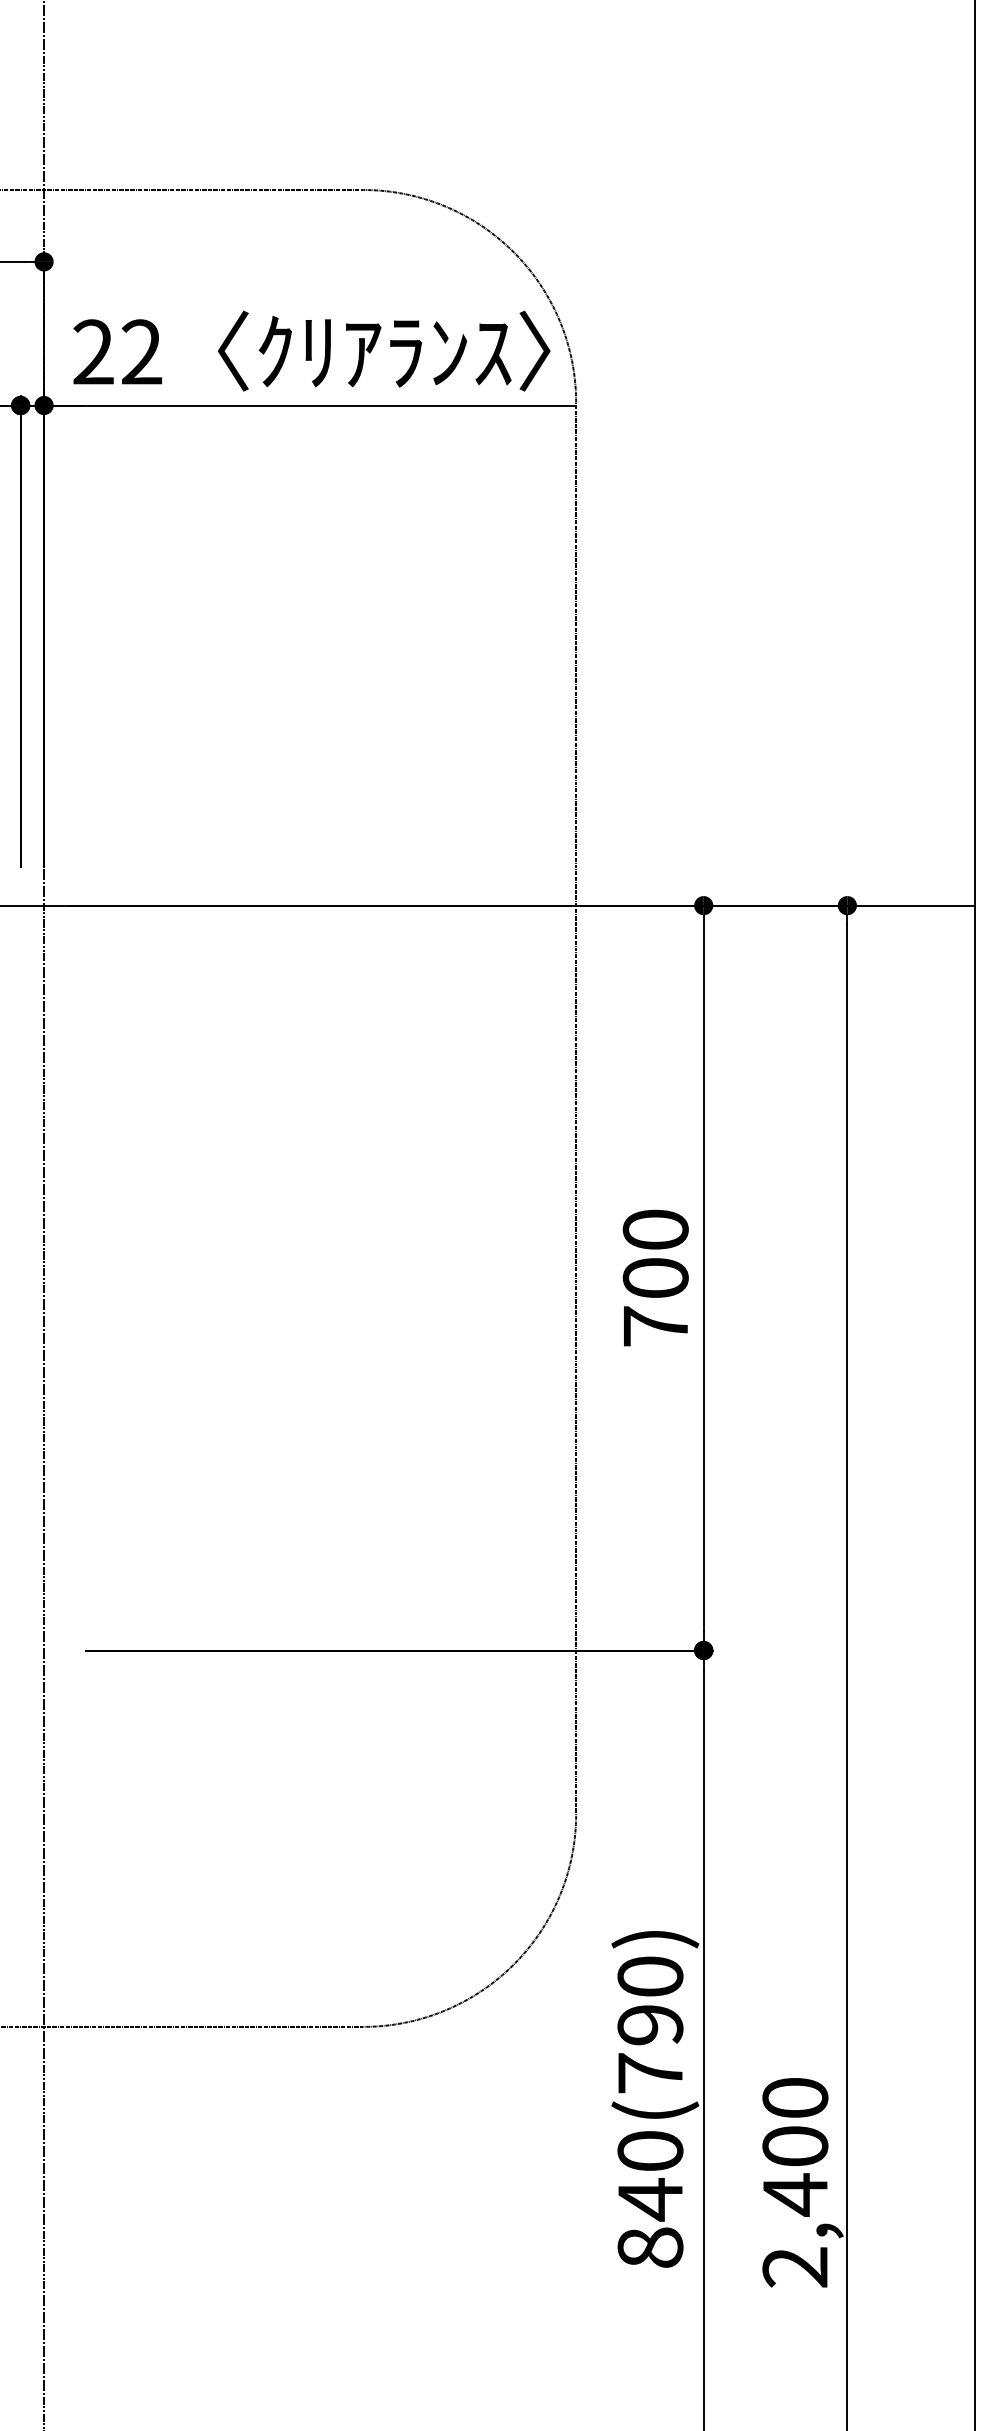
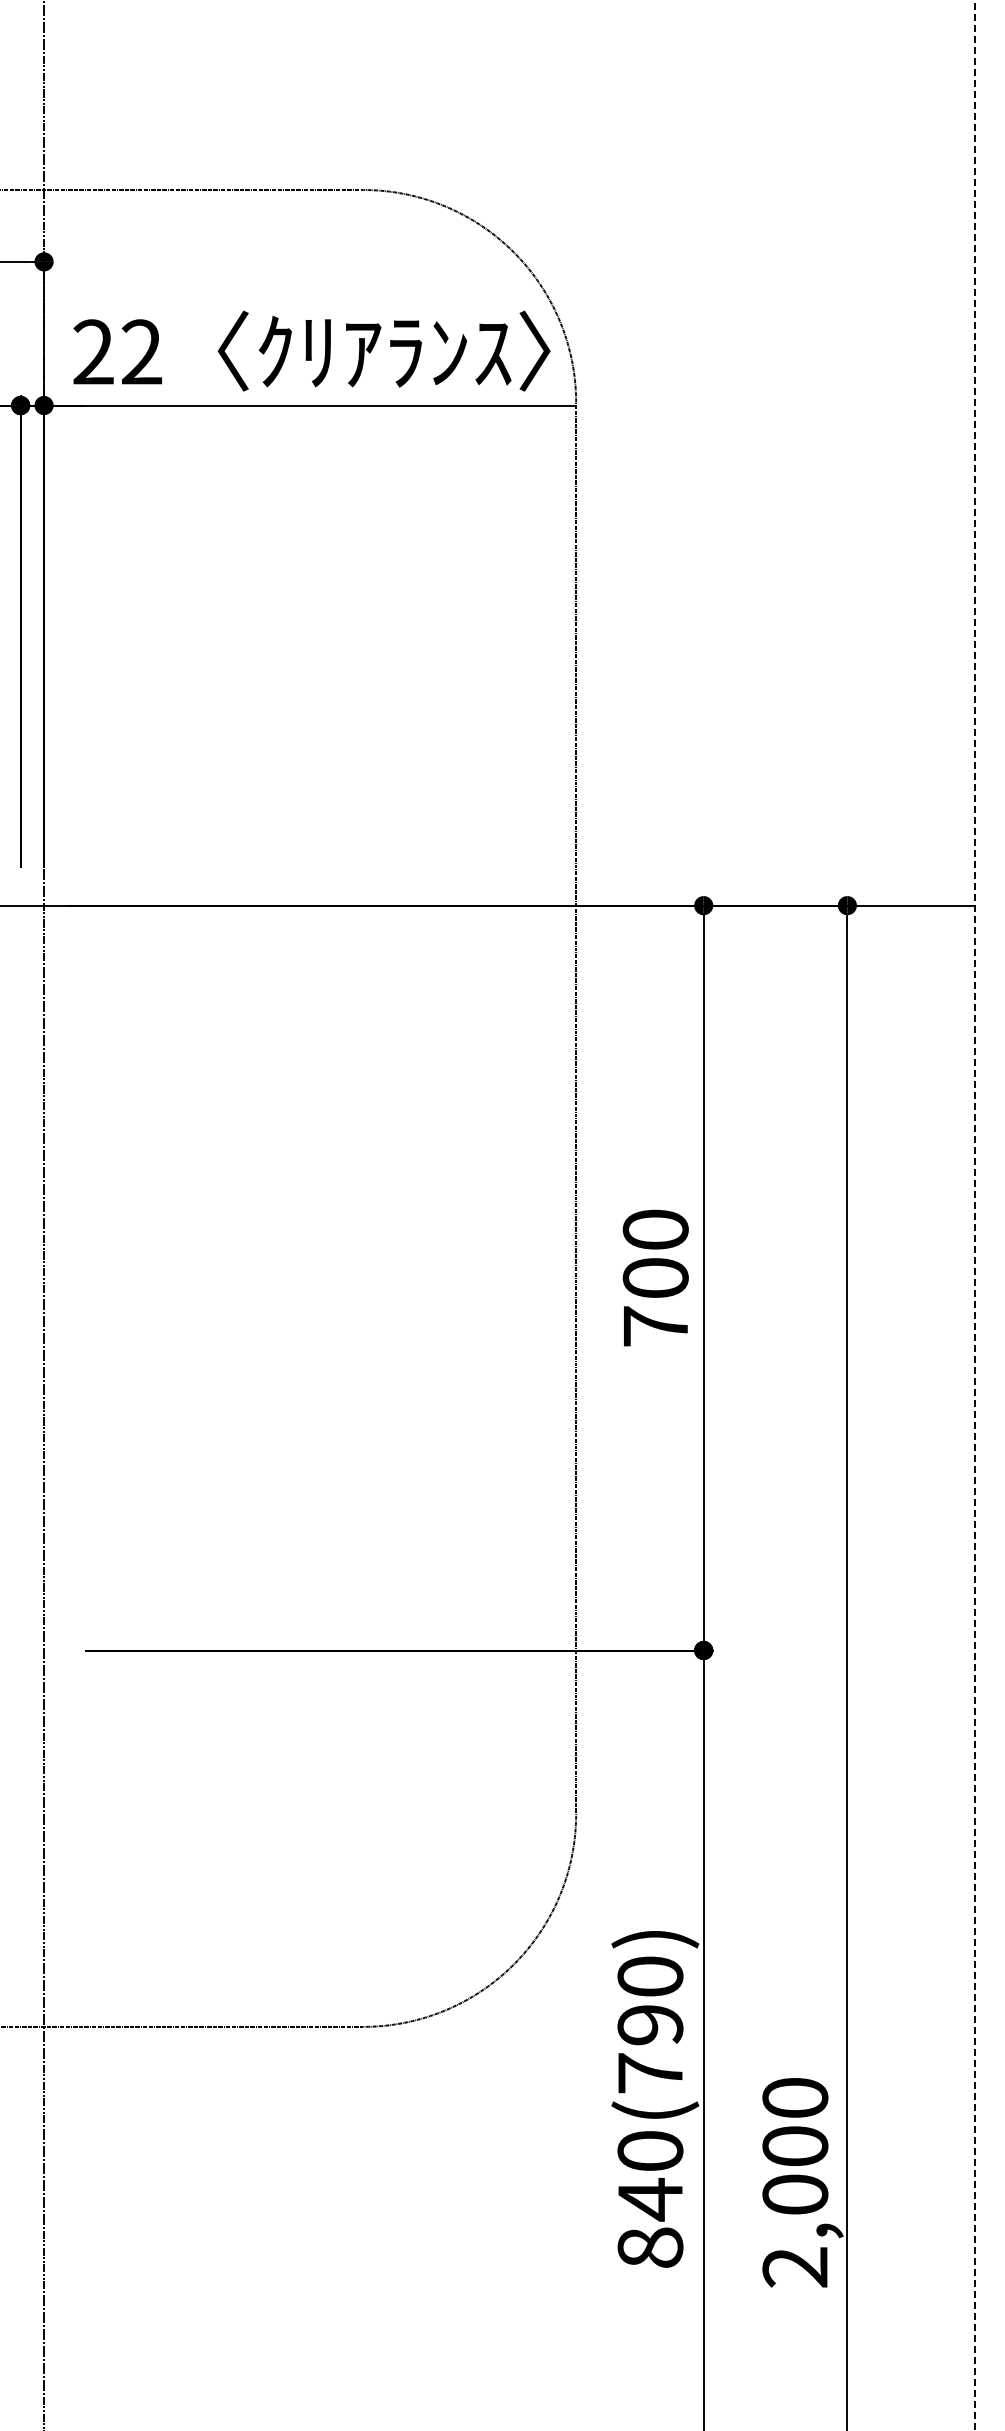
line: solid -> dashed (974, 1215)
text: 2,400 -> 2,000 (795, 2194)
